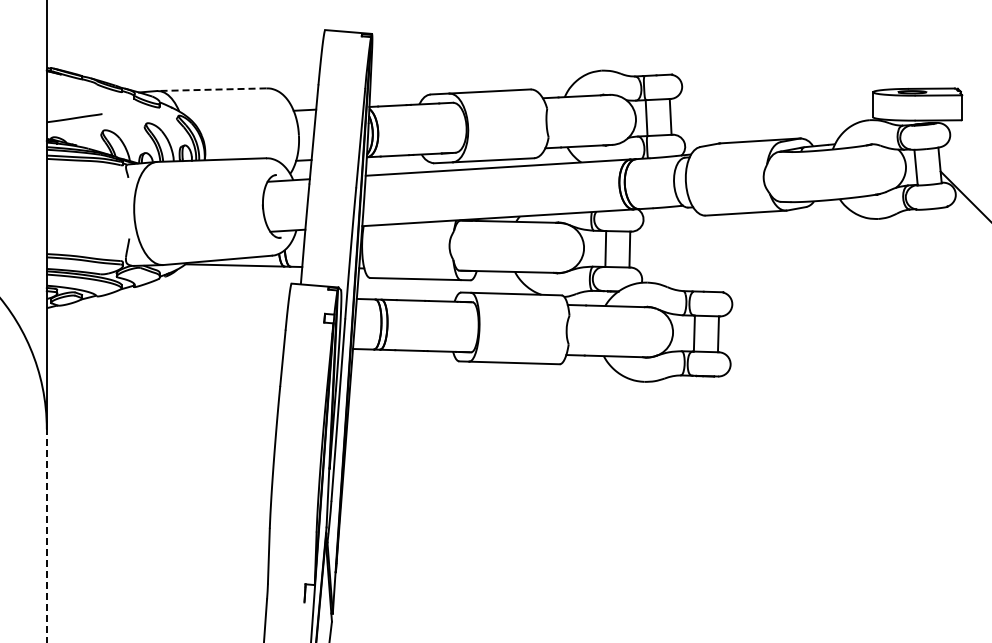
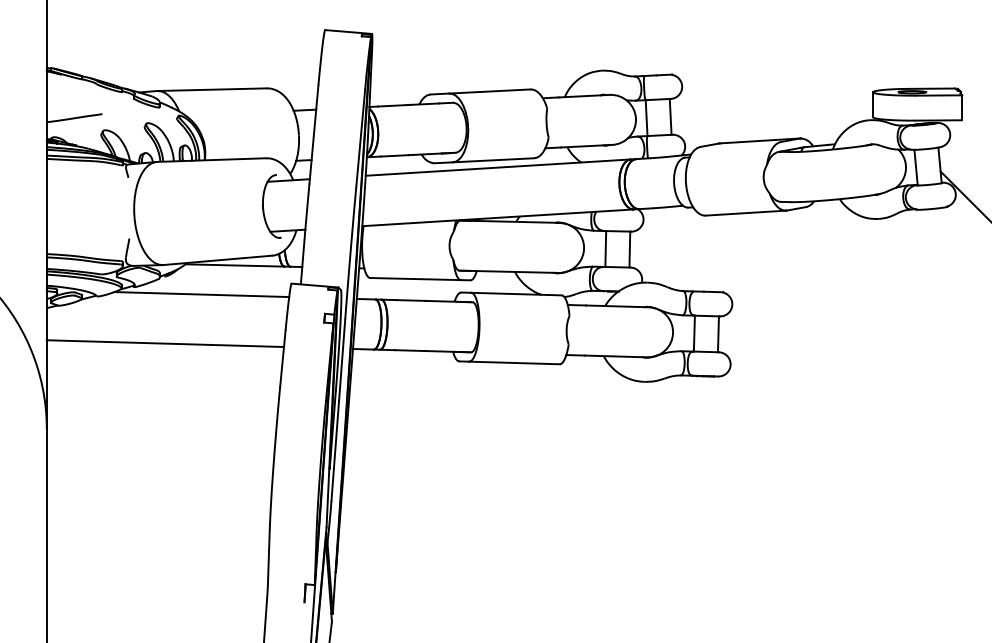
line: dashed -> solid (211, 89)
line: none -> present (201, 294)
line: none -> present (164, 343)
line: dashed -> solid (46, 535)
